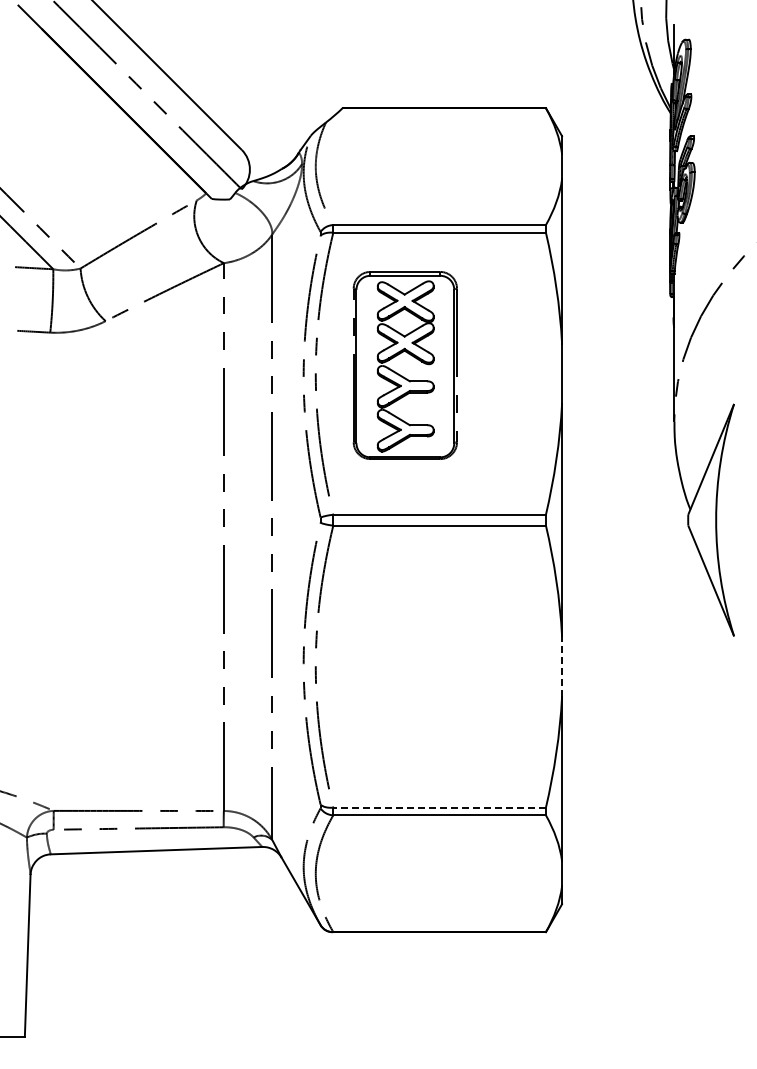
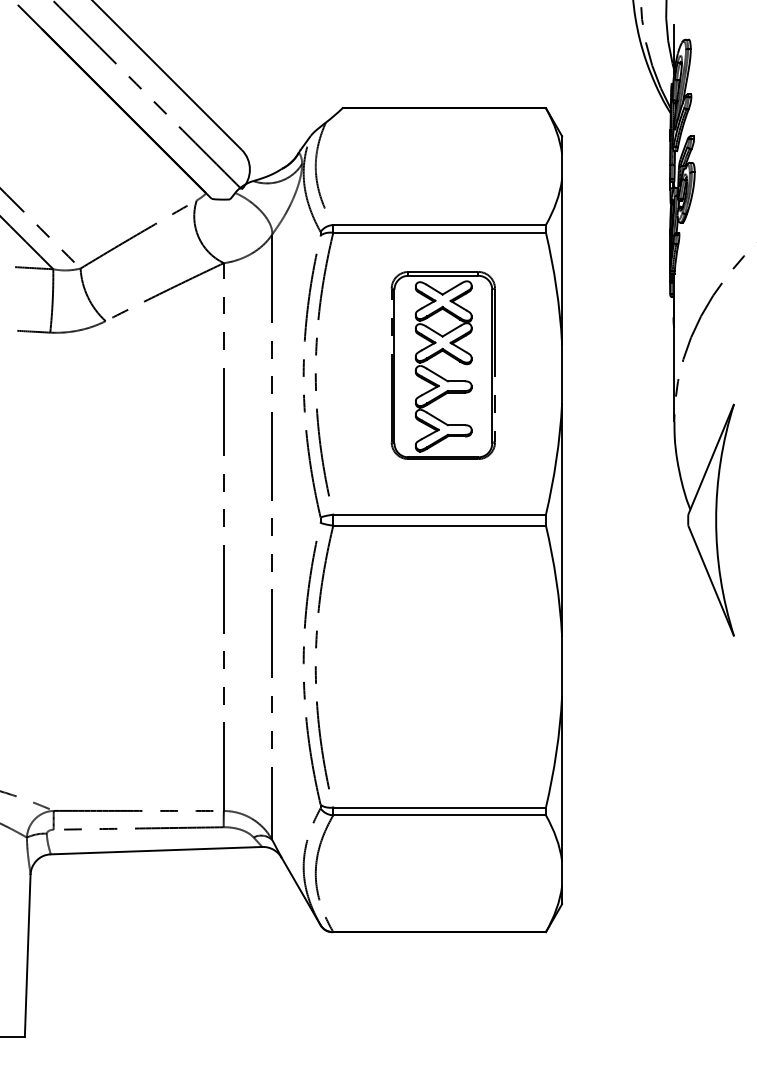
part position: (404, 365) -> (442, 365) (442, 365)
line: dashed -> solid (562, 666)
line: dashed -> solid (439, 807)
